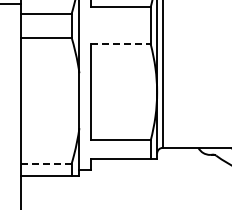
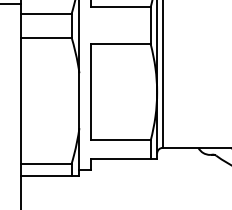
line: dashed -> solid (121, 44)
line: dashed -> solid (46, 163)
